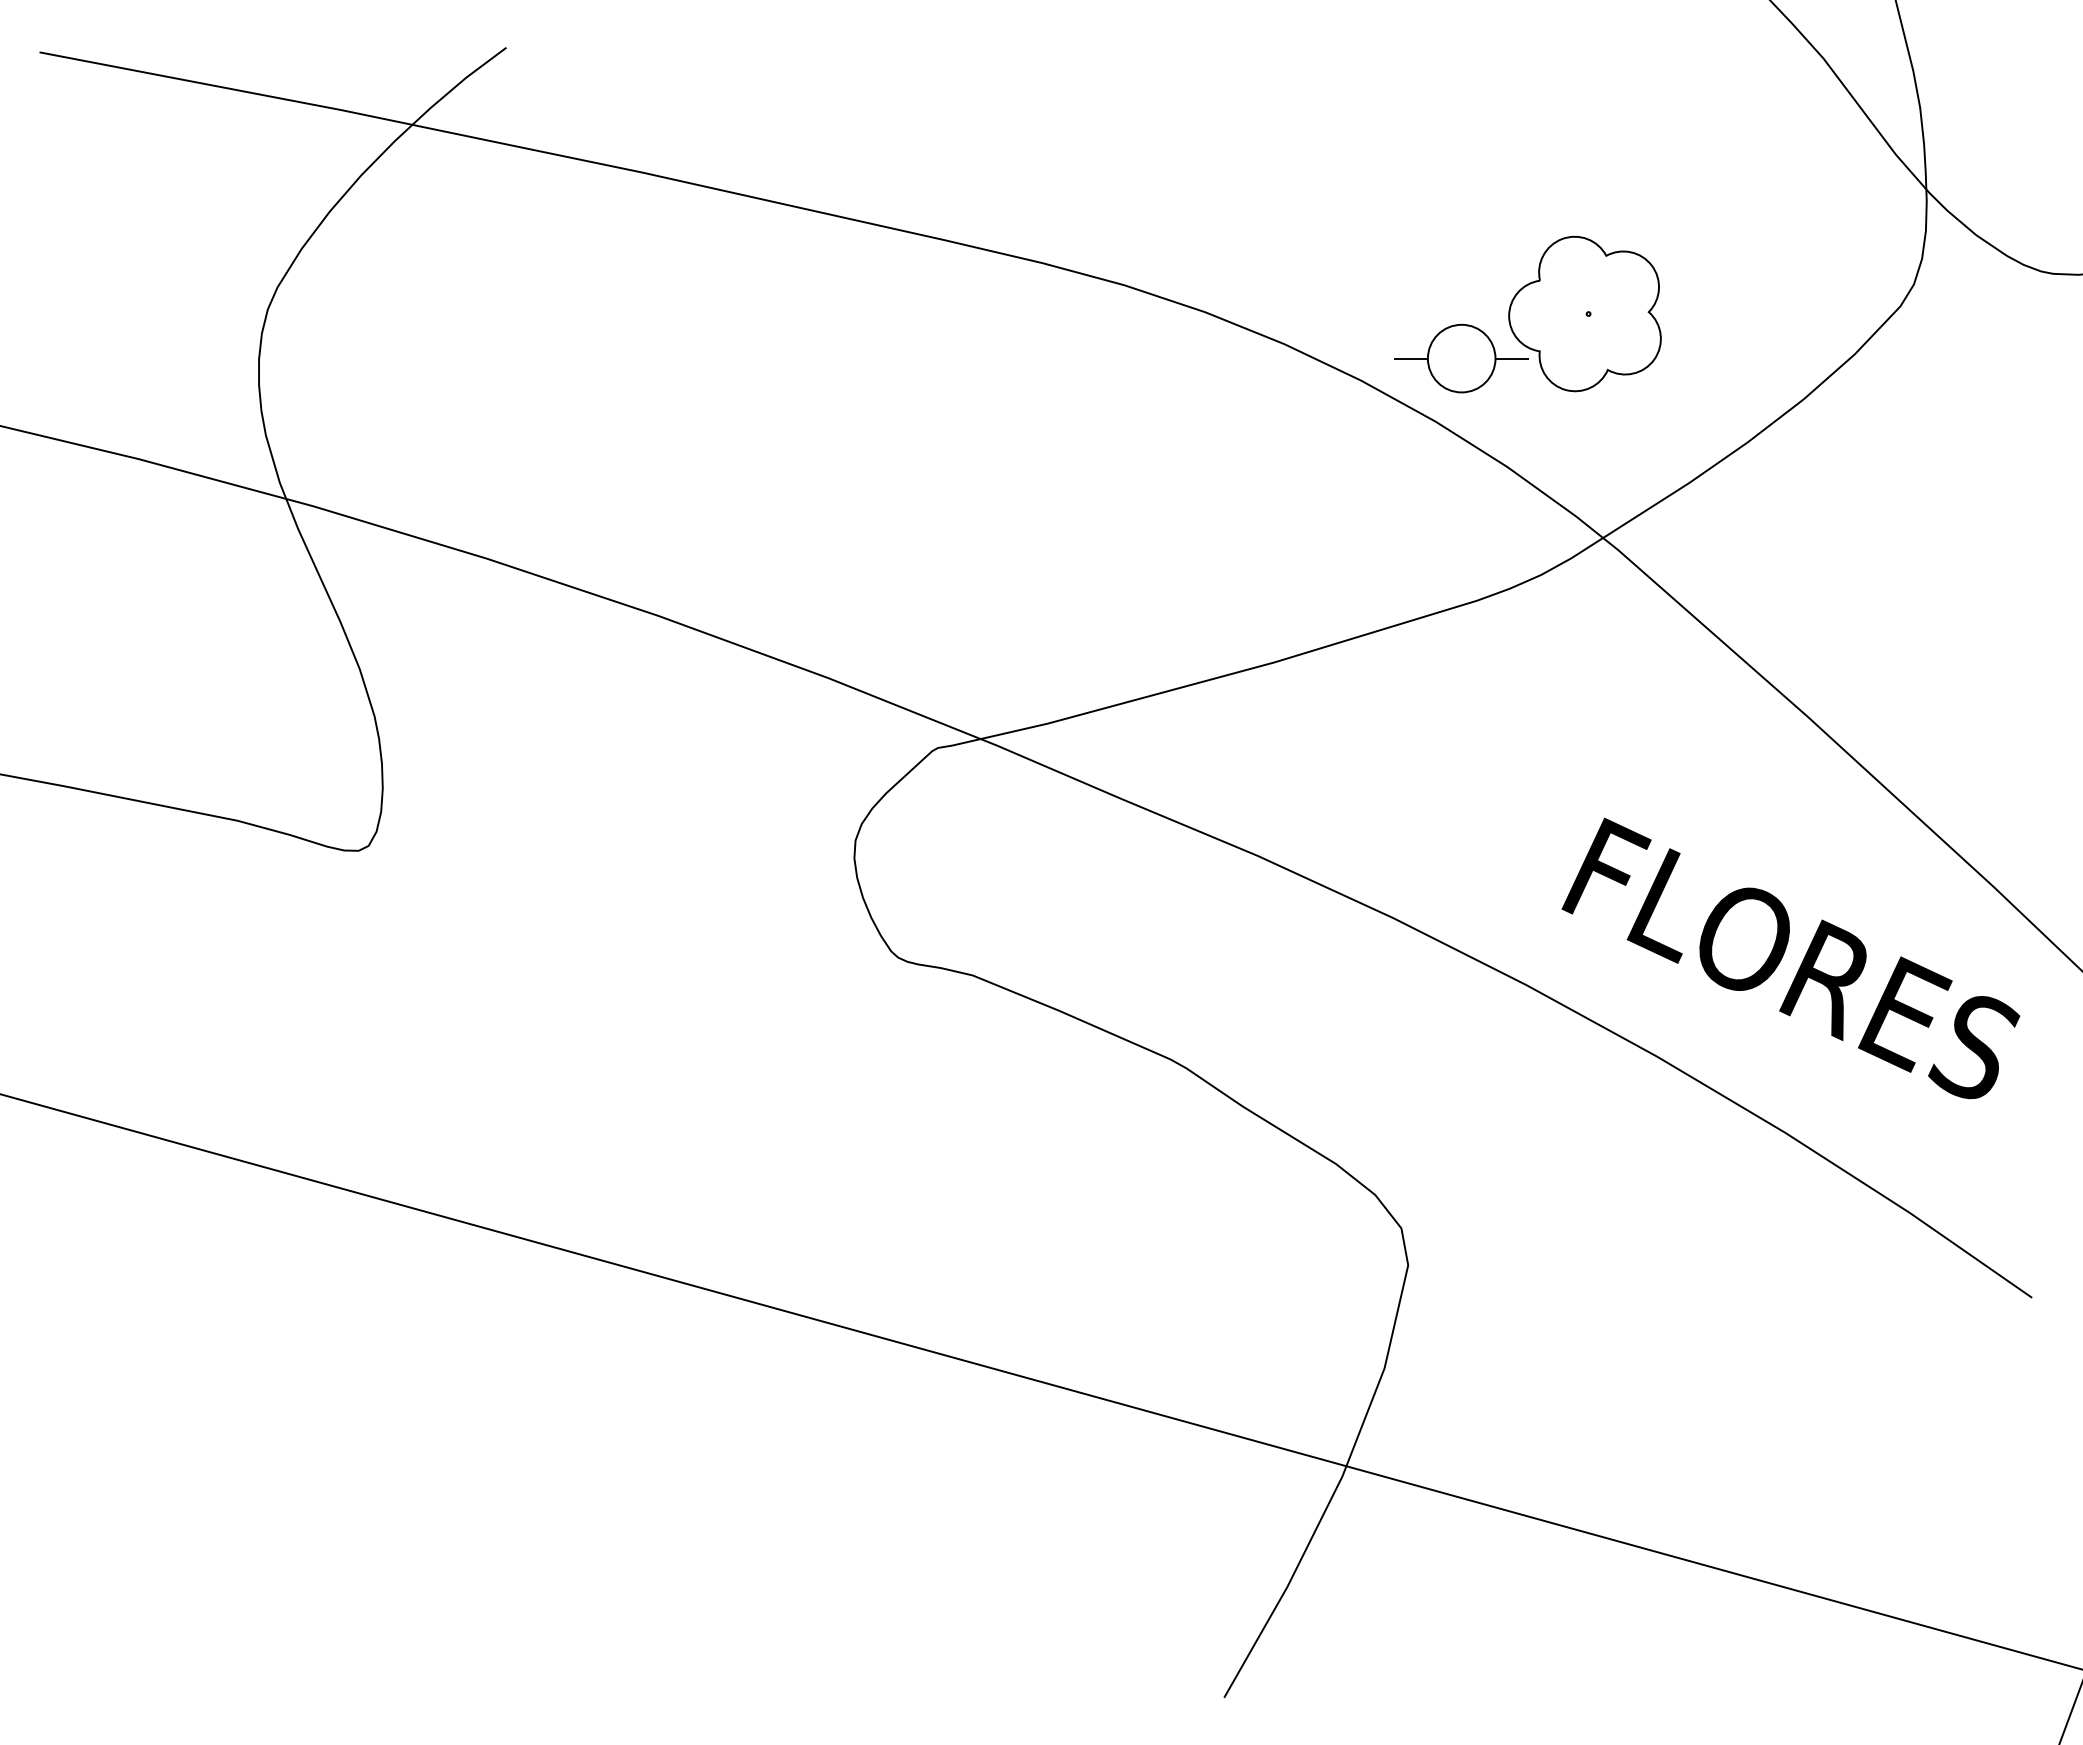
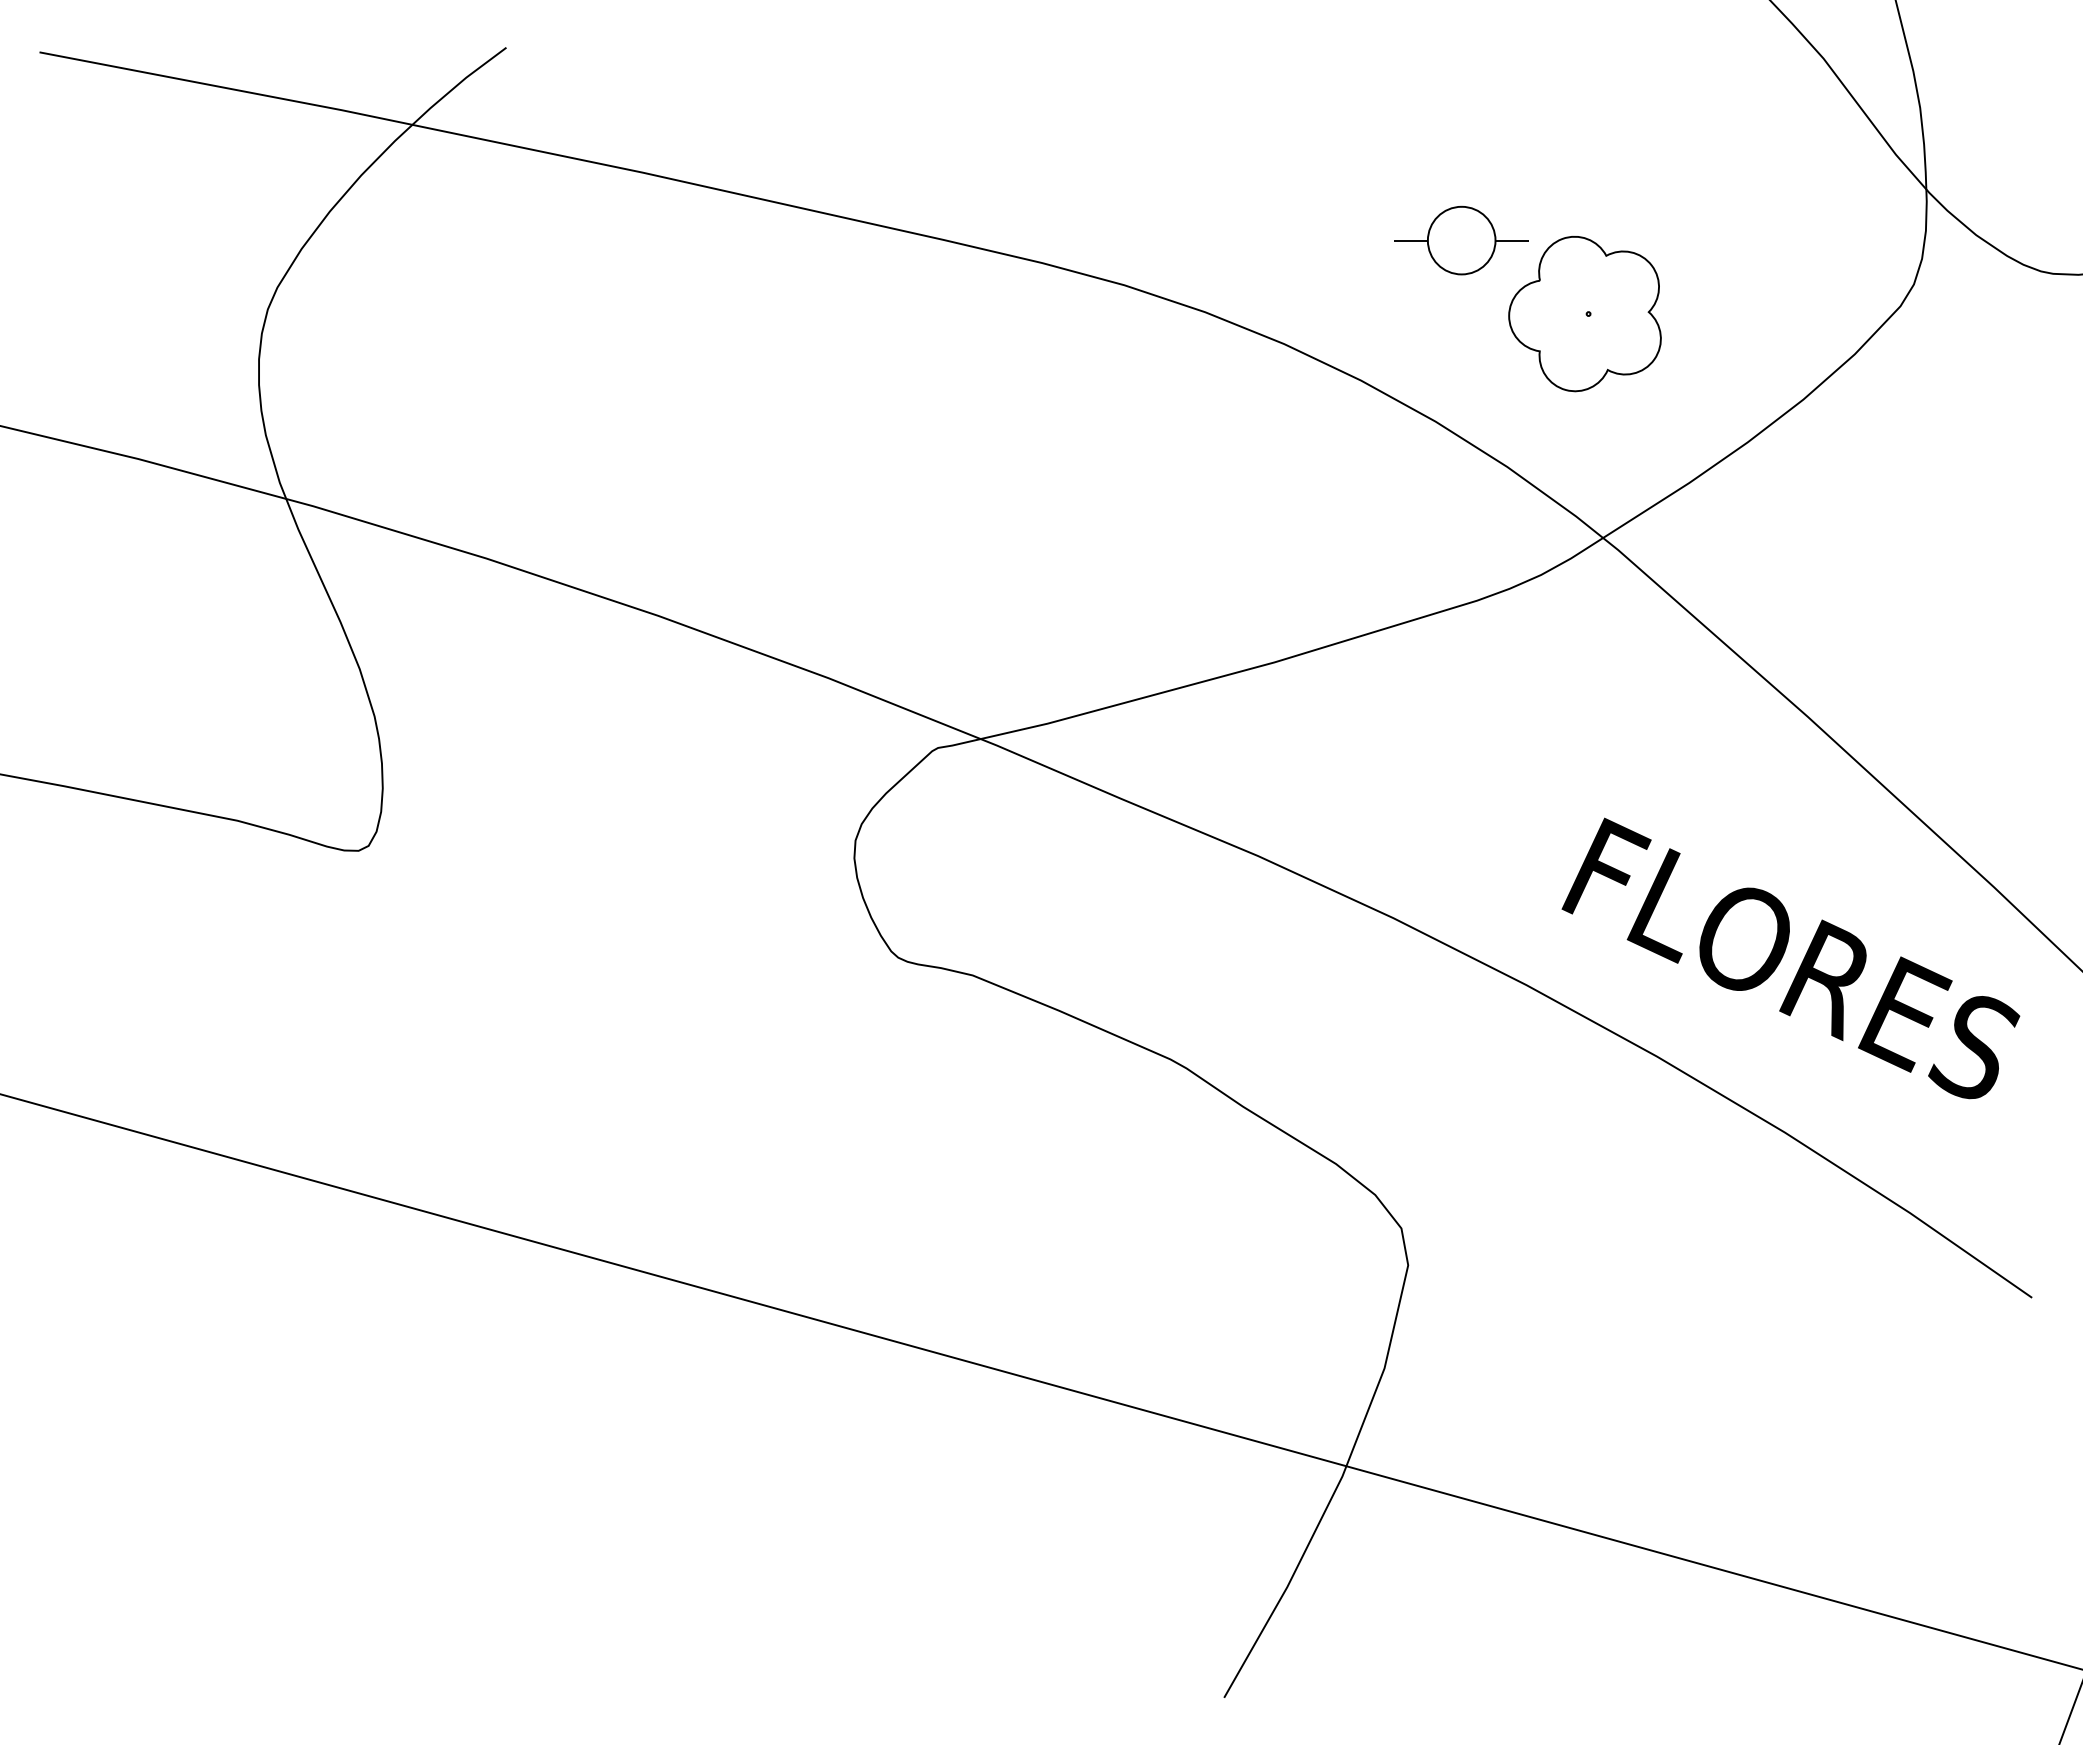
part position: (1461, 358) -> (1461, 240) (1461, 240)
